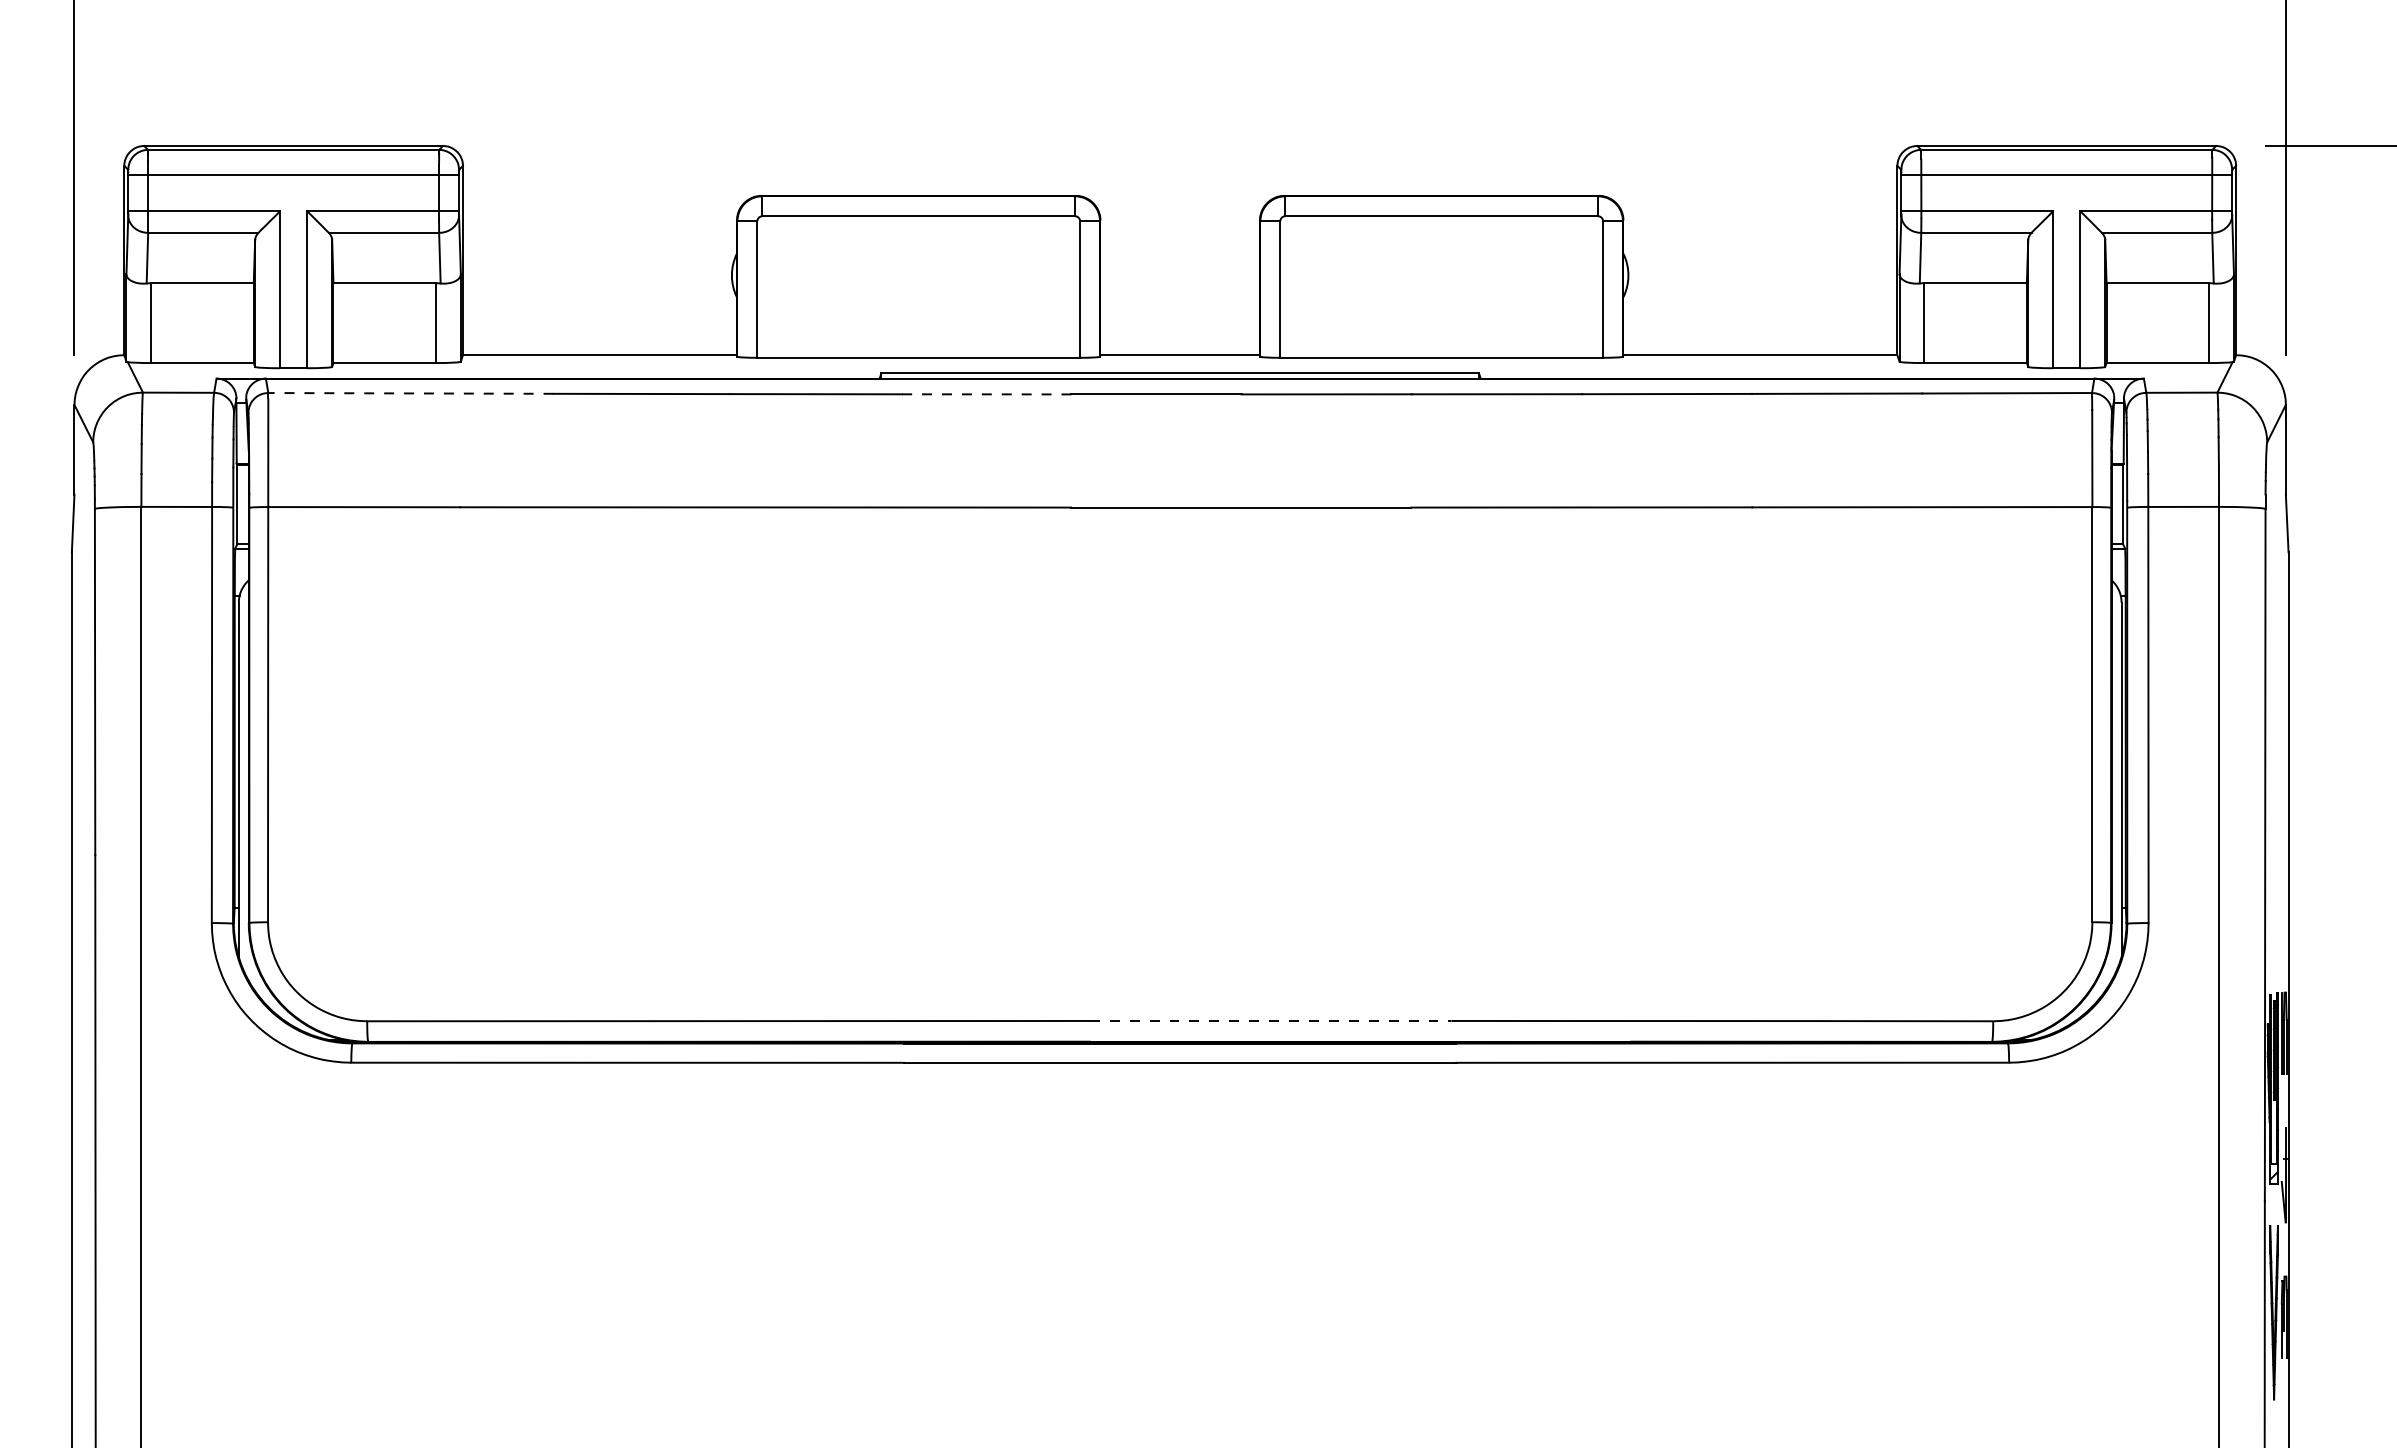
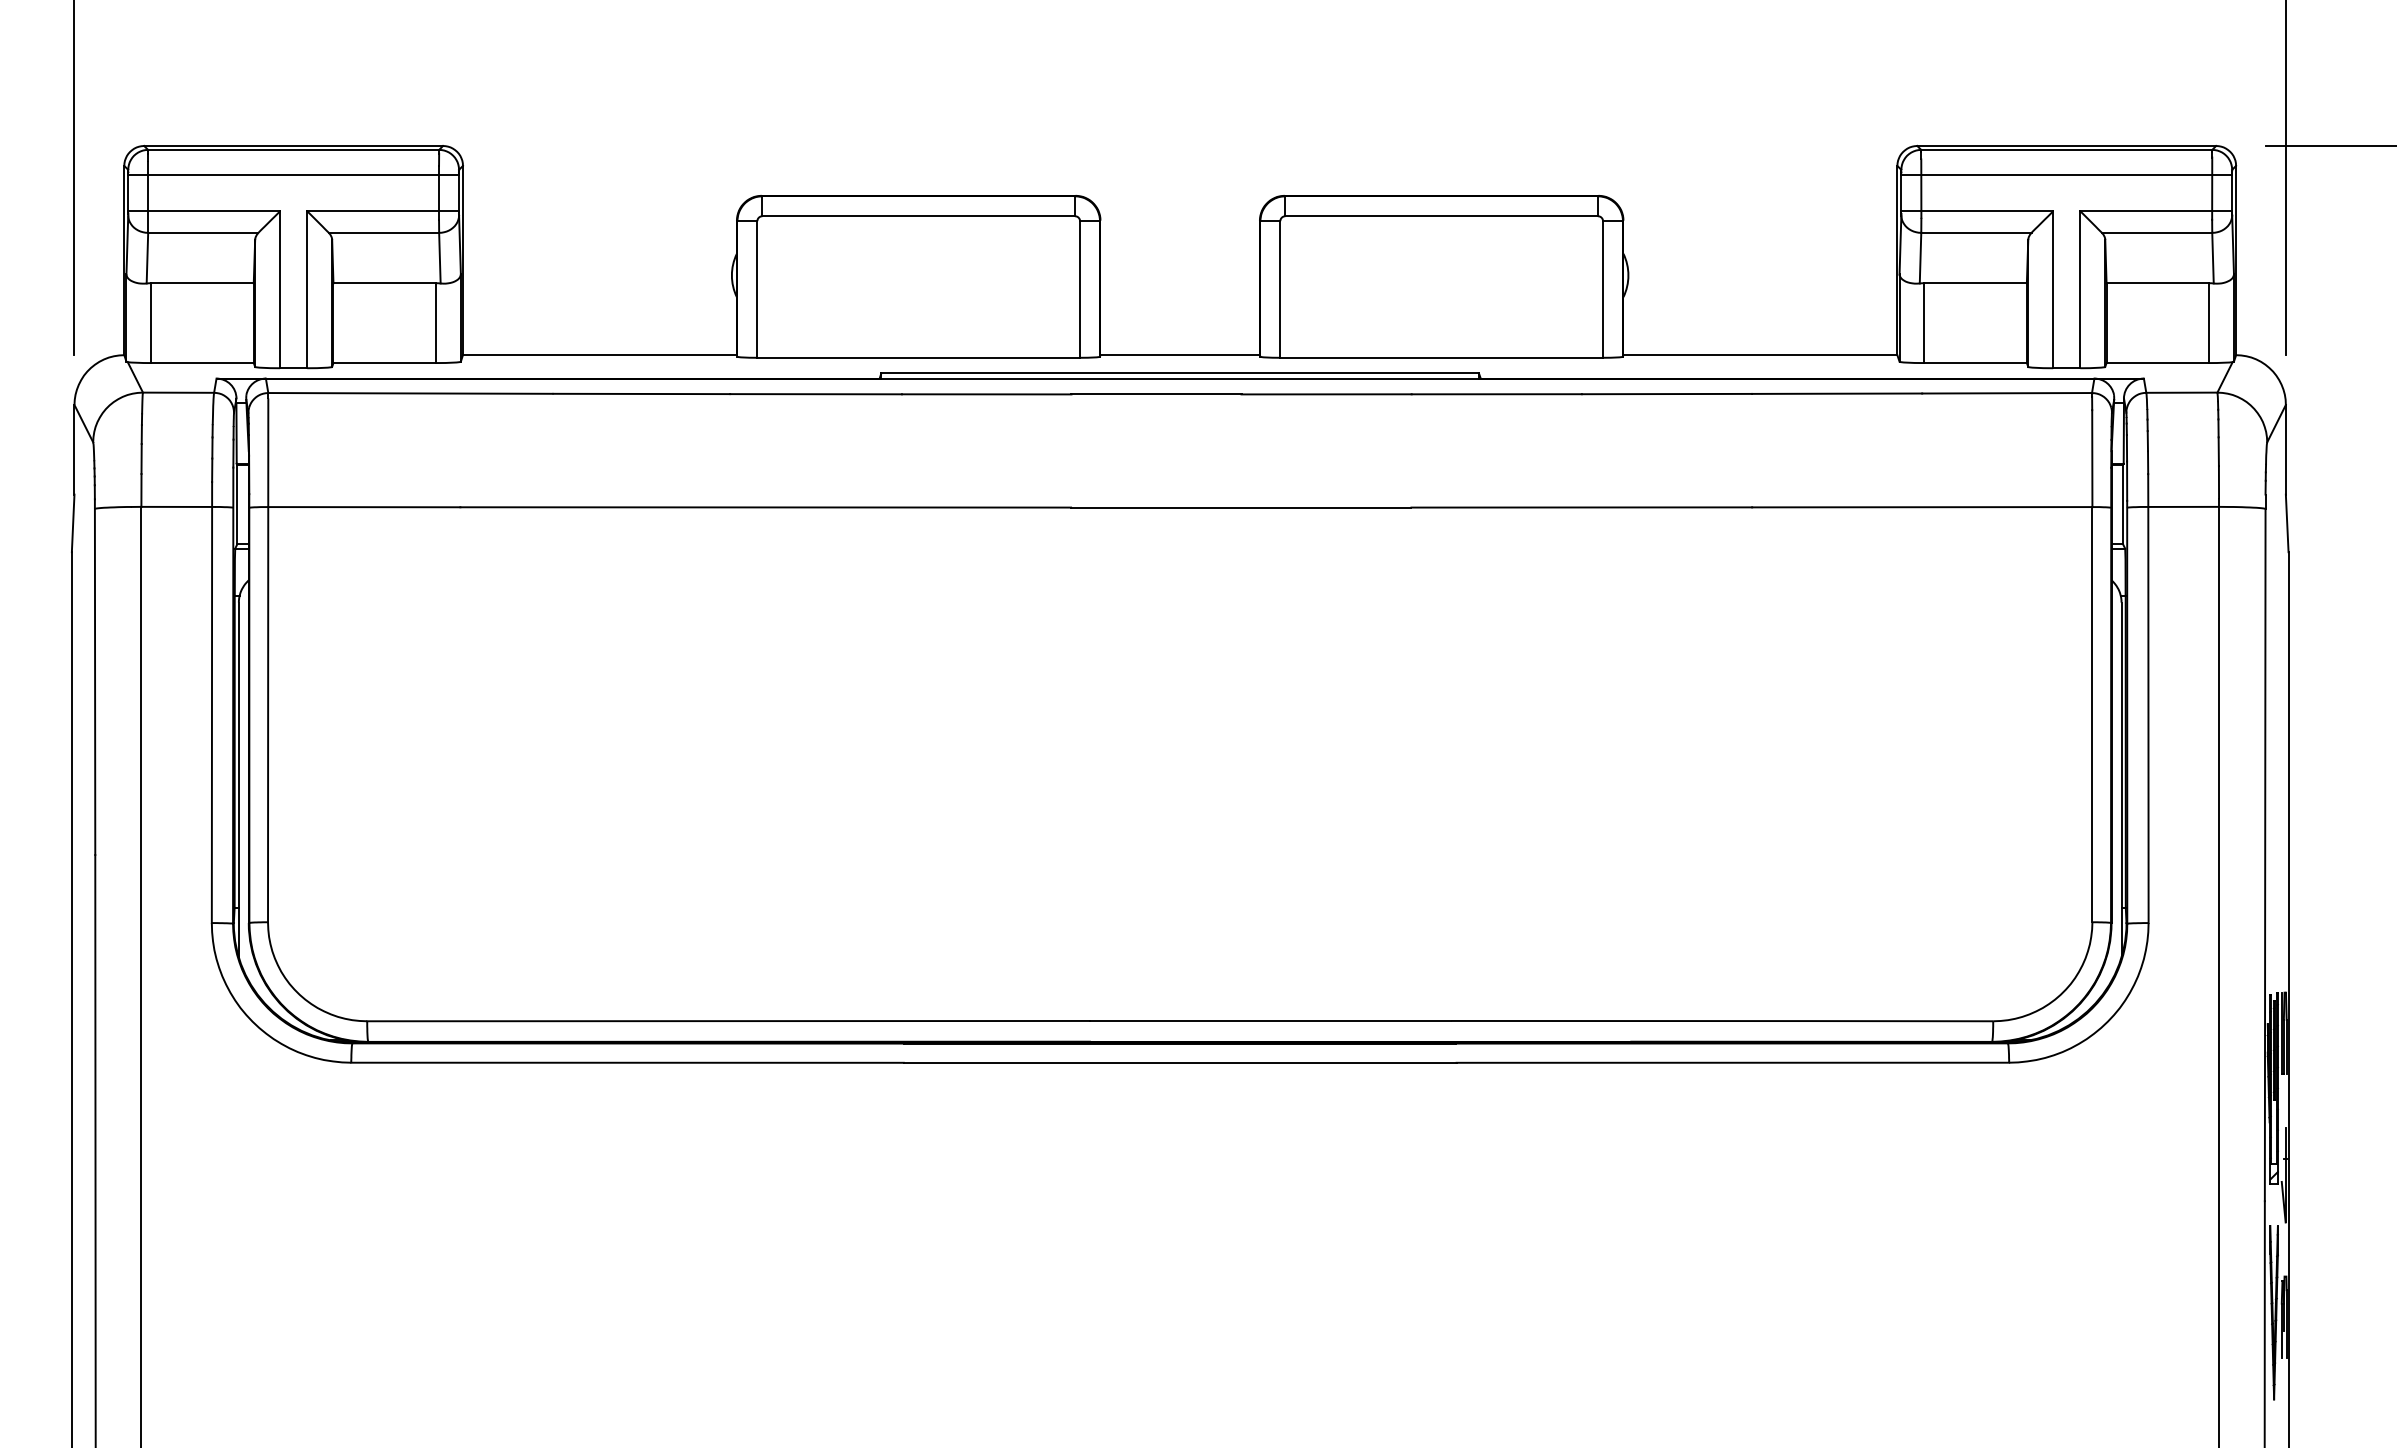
line: dashed -> solid (409, 393)
line: dashed -> solid (986, 394)
line: dashed -> solid (1270, 1020)
